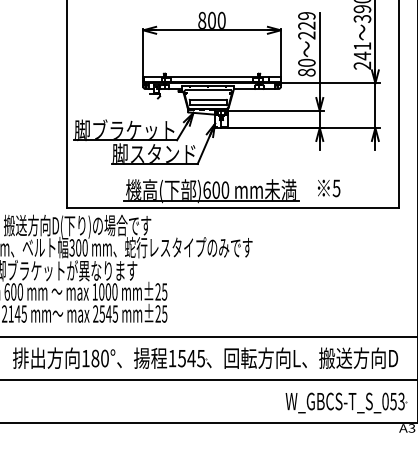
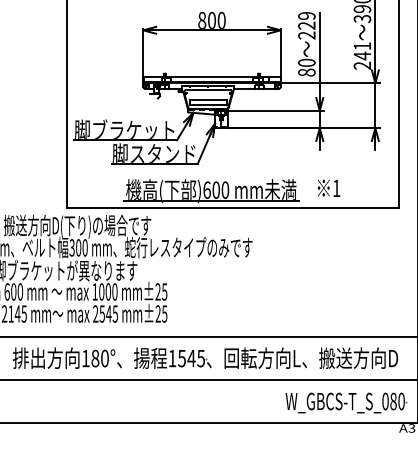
text: 5 -> 1 (336, 188)
text: W_GBCS-T_S_053 -> W_GBCS-T_S_080 (397, 401)
